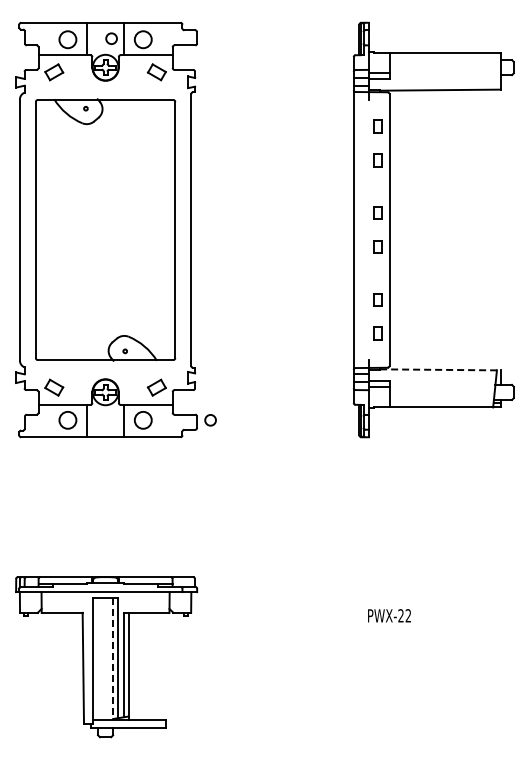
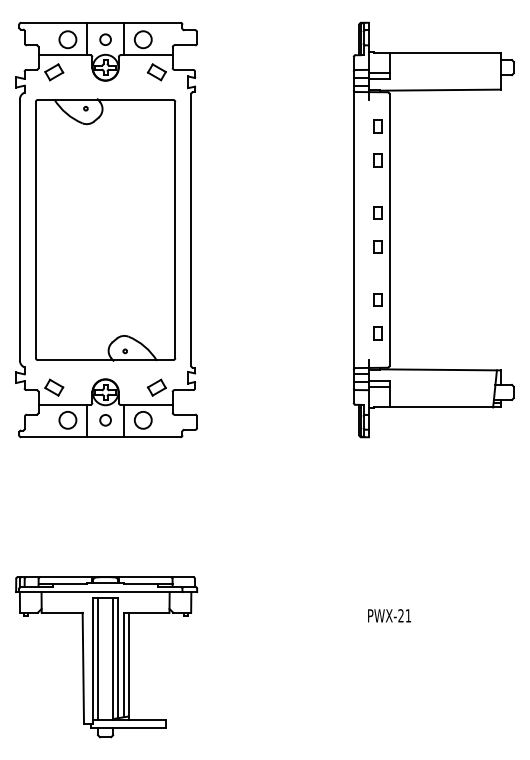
circle position: (111, 38) -> (105, 39) (105, 39)
line: dashed -> solid (440, 369)
circle position: (210, 420) -> (105, 420) (105, 420)
text: PWX-22 -> PWX-21 (407, 615)
line: none -> present (98, 658)
line: dashed -> solid (113, 659)
